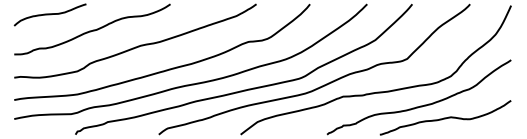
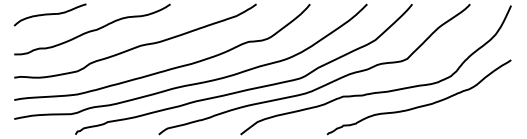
curve: present -> none (445, 117)
